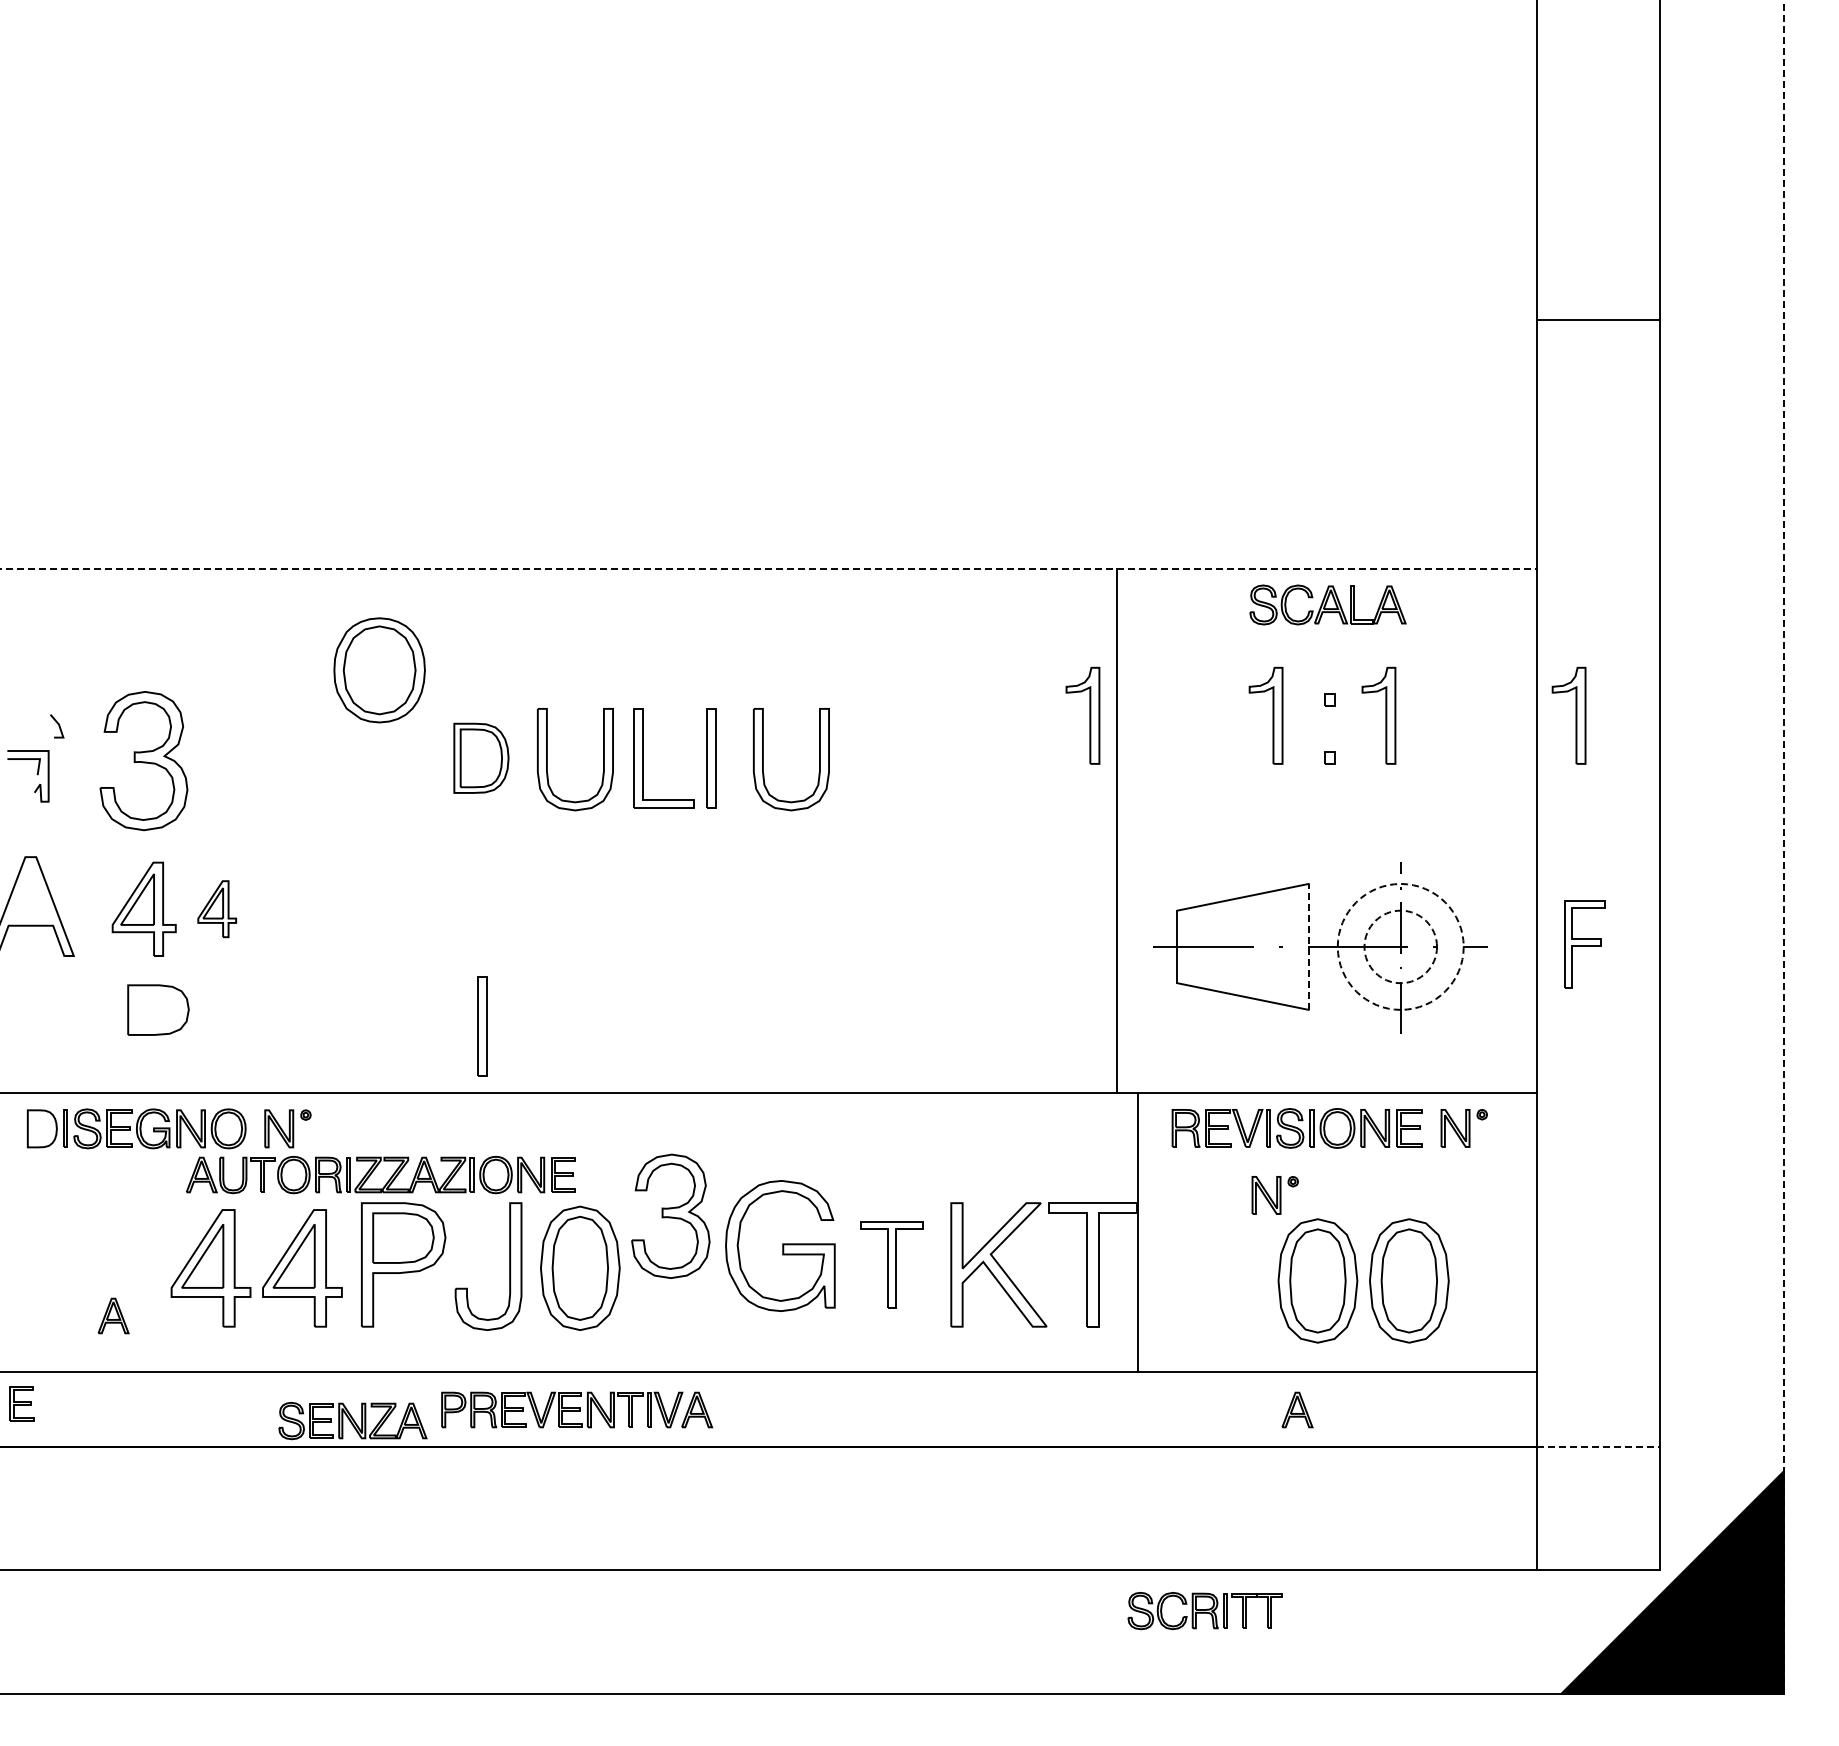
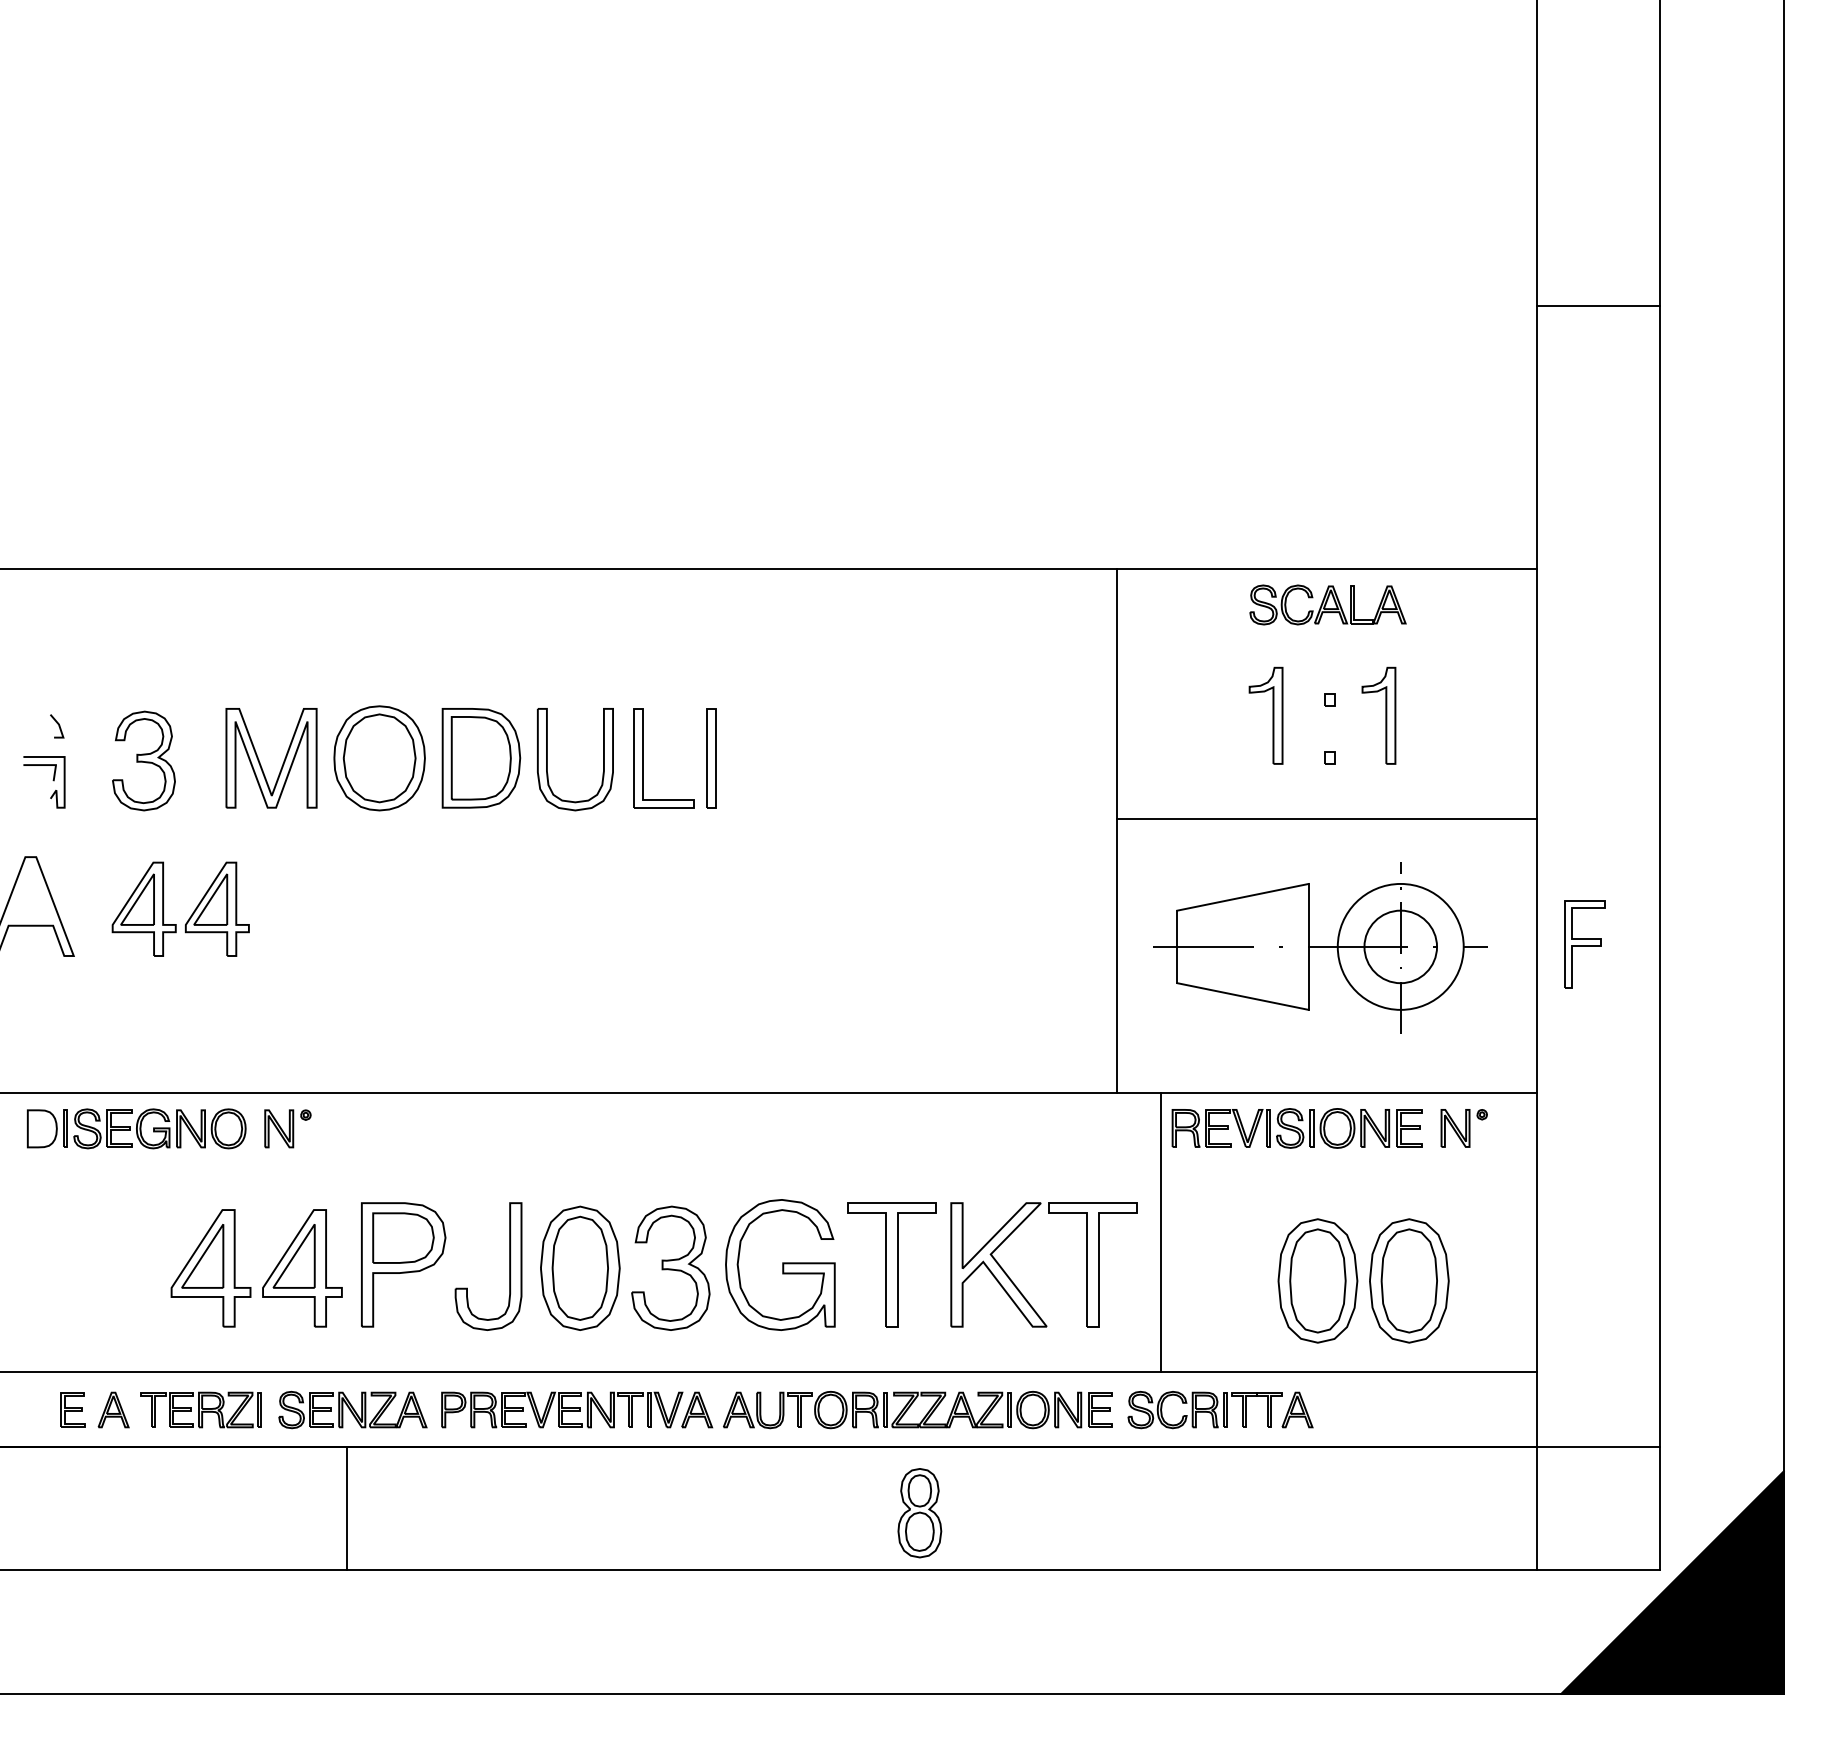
line position: (1598, 319) -> (1598, 305) (1598, 305)
line: dashed -> solid (768, 569)
part position: (379, 670) -> (379, 758) (379, 758)
part: present -> none (1089, 715)
part: present -> none (1575, 715)
part size: 57x72 px -> 81x101 px (481, 758)
part: present -> none (763, 759)
part size: 90x141 px -> 64x102 px (143, 760)
part: none -> present (260, 762)
part position: (36, 774) -> (52, 780) (52, 780)
line: none -> present (1326, 819)
line: dashed -> solid (1783, 847)
part size: 41x59 px -> 66x96 px (216, 908)
line: dashed -> solid (1308, 946)
circle: dashed -> solid (1400, 946)
circle: dashed -> solid (1400, 946)
part: present -> none (158, 1009)
part: present -> none (482, 1026)
part position: (375, 1169) -> (912, 1404) (912, 1404)
part: present -> none (1274, 1195)
part position: (670, 1215) -> (670, 1267) (670, 1267)
line position: (1138, 1232) -> (1161, 1232) (1161, 1232)
part position: (780, 1245) -> (780, 1264) (780, 1264)
part size: 64x88 px -> 90x126 px (891, 1264)
part position: (113, 1315) -> (113, 1409) (113, 1409)
part position: (21, 1403) -> (72, 1409) (72, 1409)
part: none -> present (200, 1409)
part position: (352, 1420) -> (352, 1409) (352, 1409)
line: dashed -> solid (1598, 1446)
line: none -> present (347, 1508)
part: none -> present (919, 1513)
part position: (1204, 1610) -> (1204, 1409) (1204, 1409)
